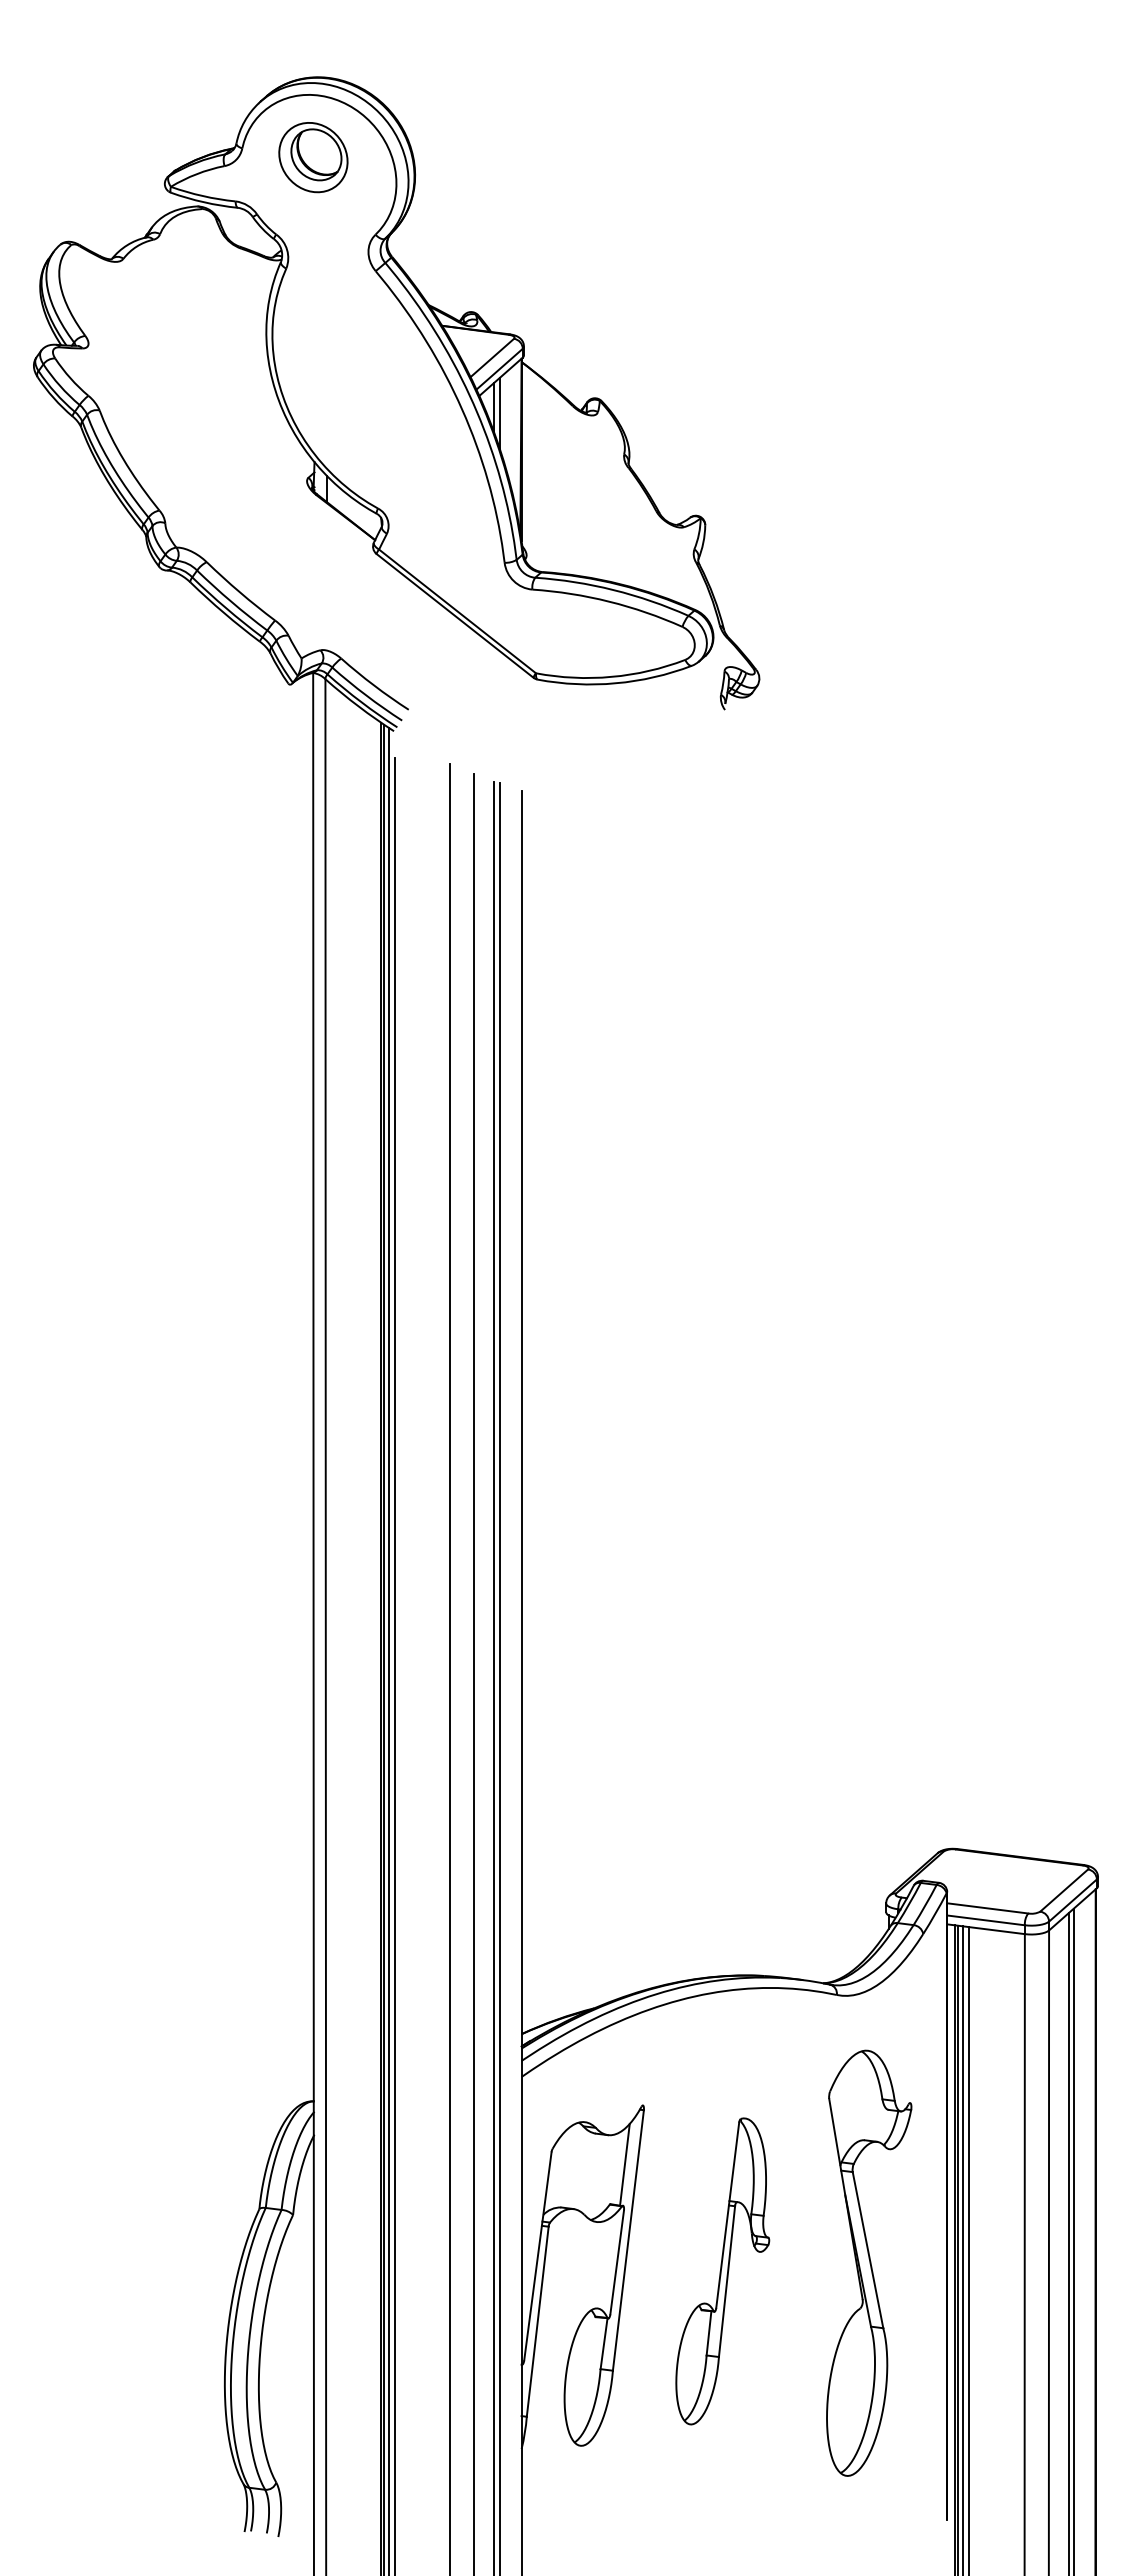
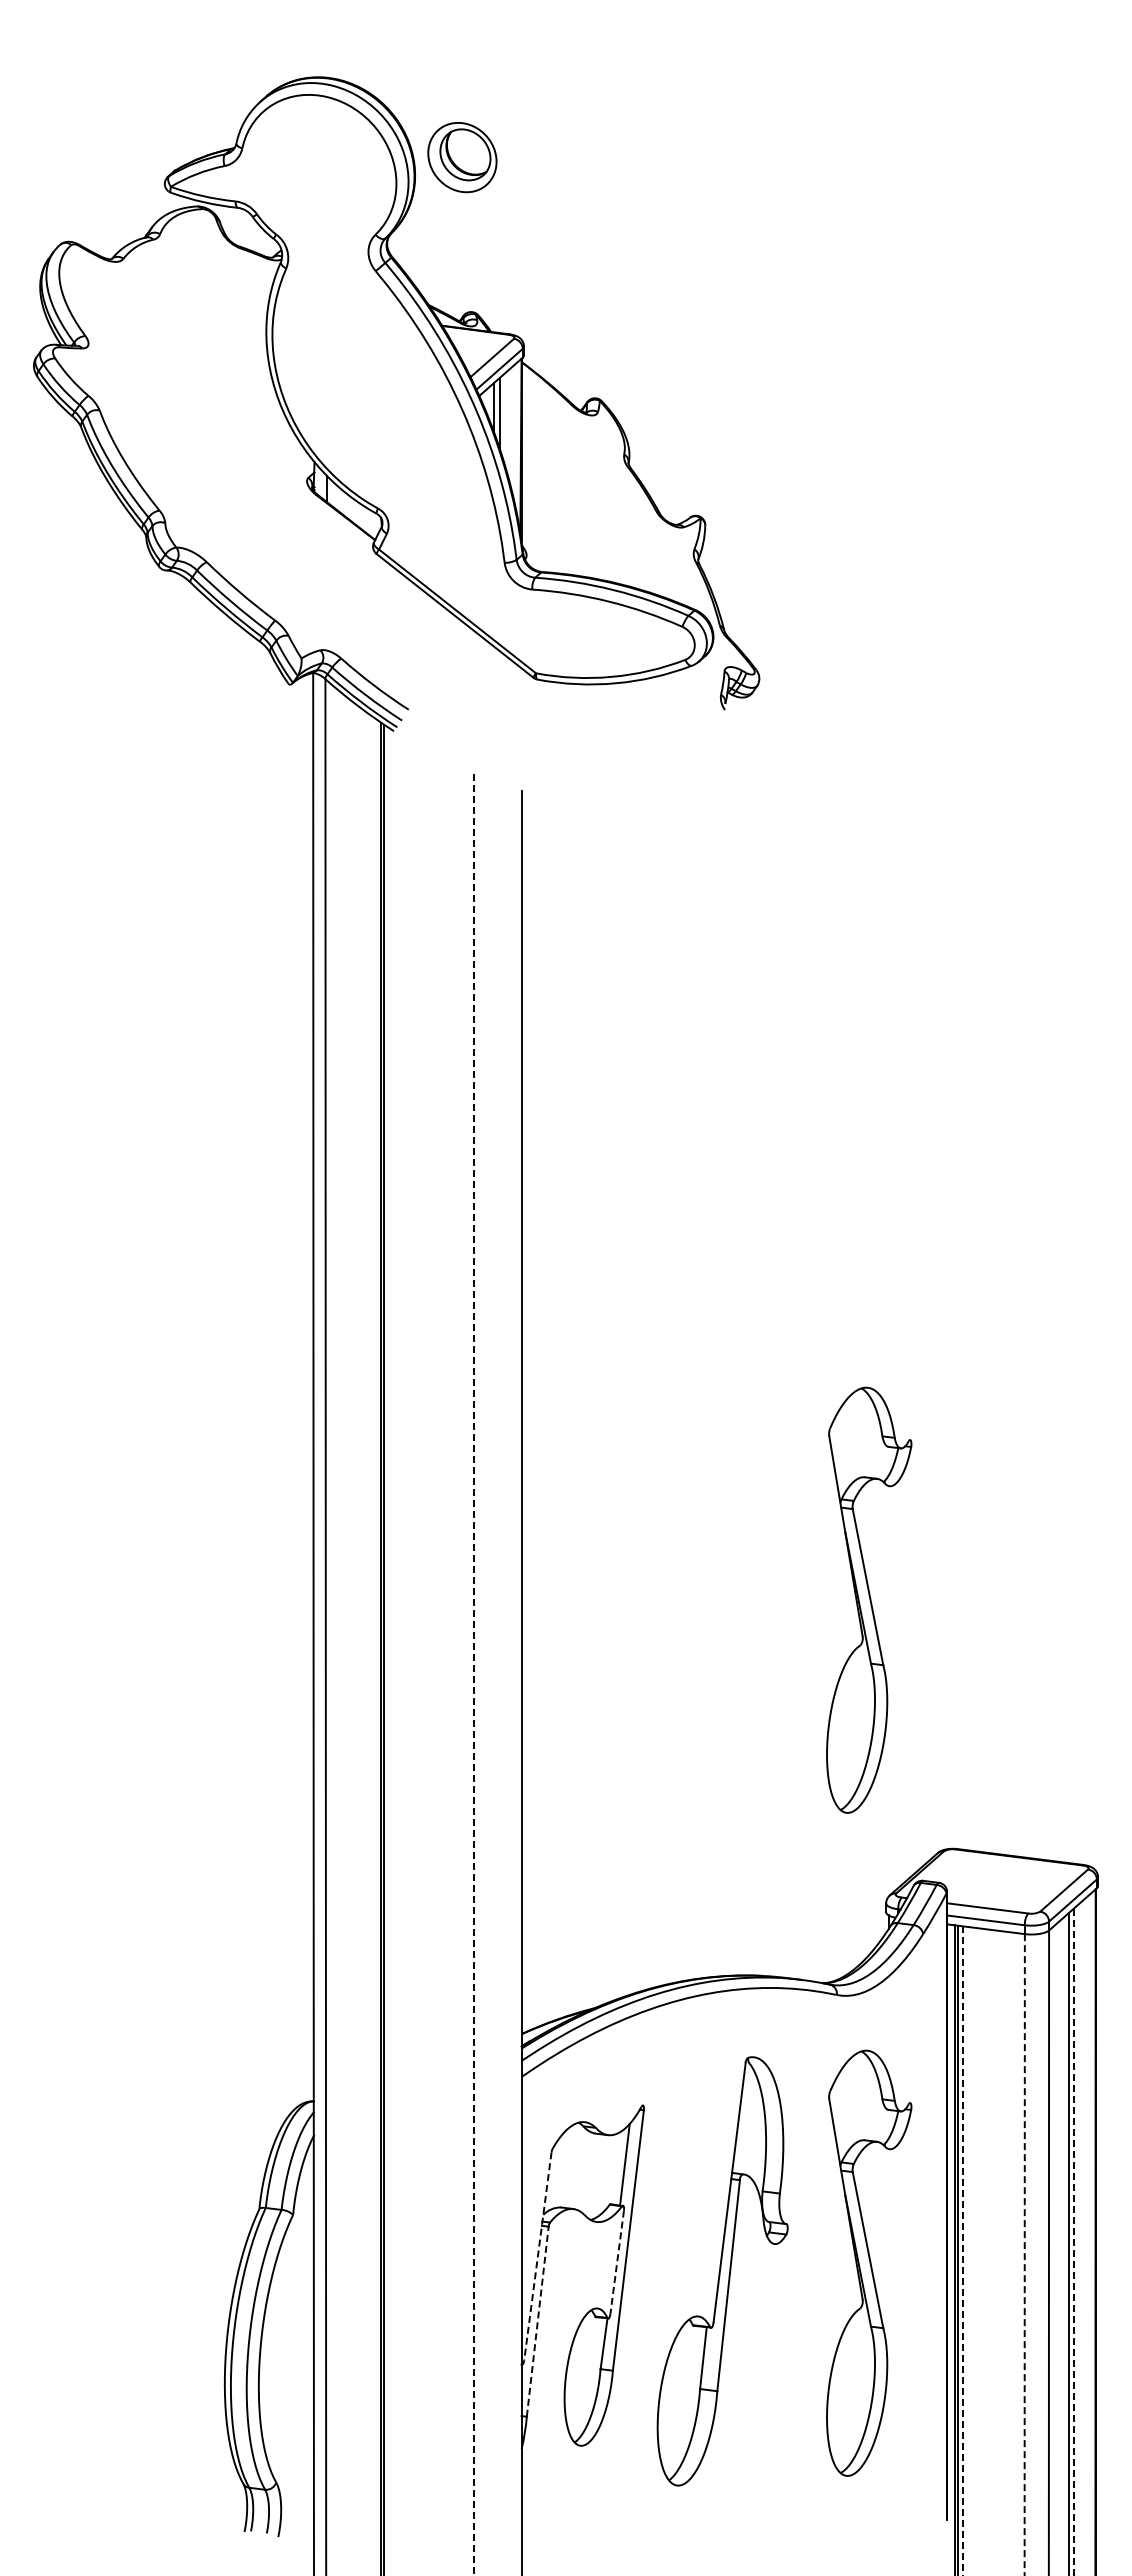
part position: (313, 157) -> (462, 157) (462, 157)
part: none -> present (869, 1599)
line: present -> none (388, 1649)
line: present -> none (395, 1664)
line: present -> none (449, 1667)
line: solid -> dashed (473, 1674)
line: present -> none (494, 1676)
line: present -> none (499, 1677)
line: solid -> dashed (1073, 2242)
line: present -> none (969, 2249)
line: solid -> dashed (962, 2251)
line: solid -> dashed (1024, 2255)
line: solid -> dashed (537, 2256)
line: solid -> dashed (617, 2262)
part size: 96x309 px -> 133x431 px (722, 2271)
line: solid -> dashed (537, 2321)
